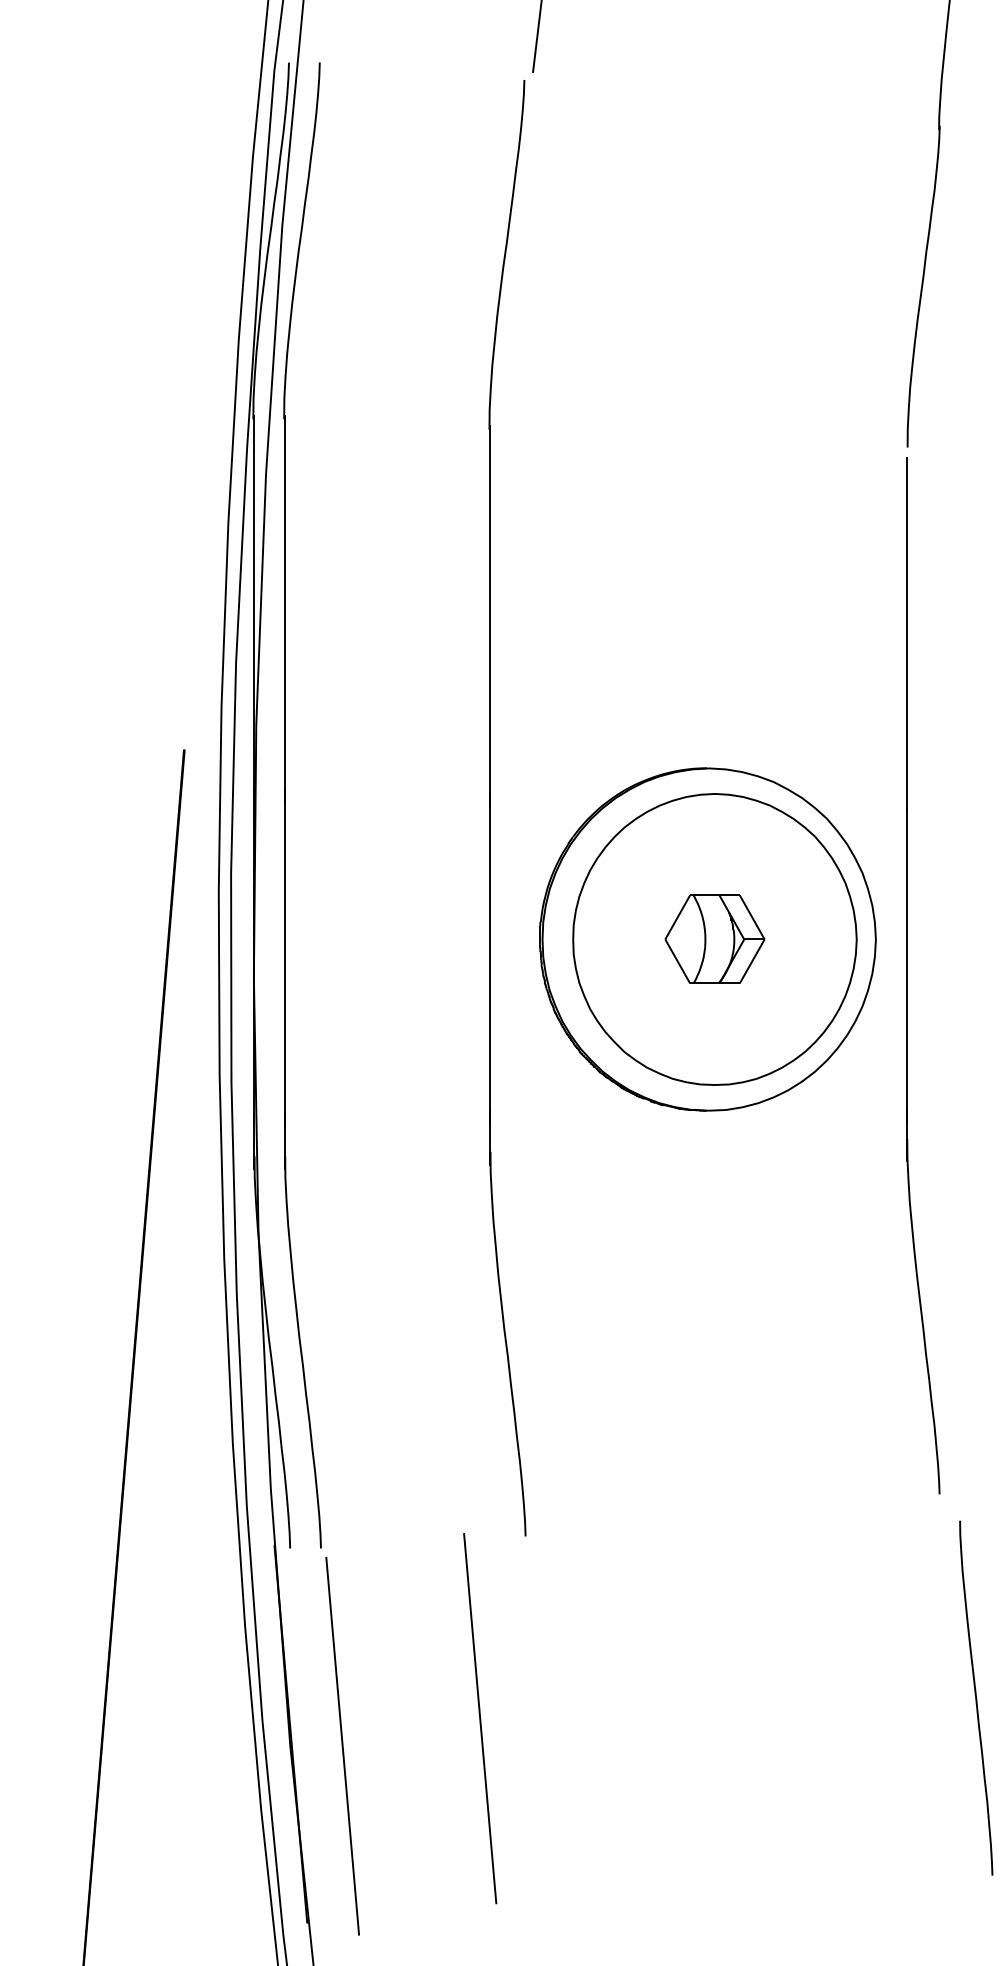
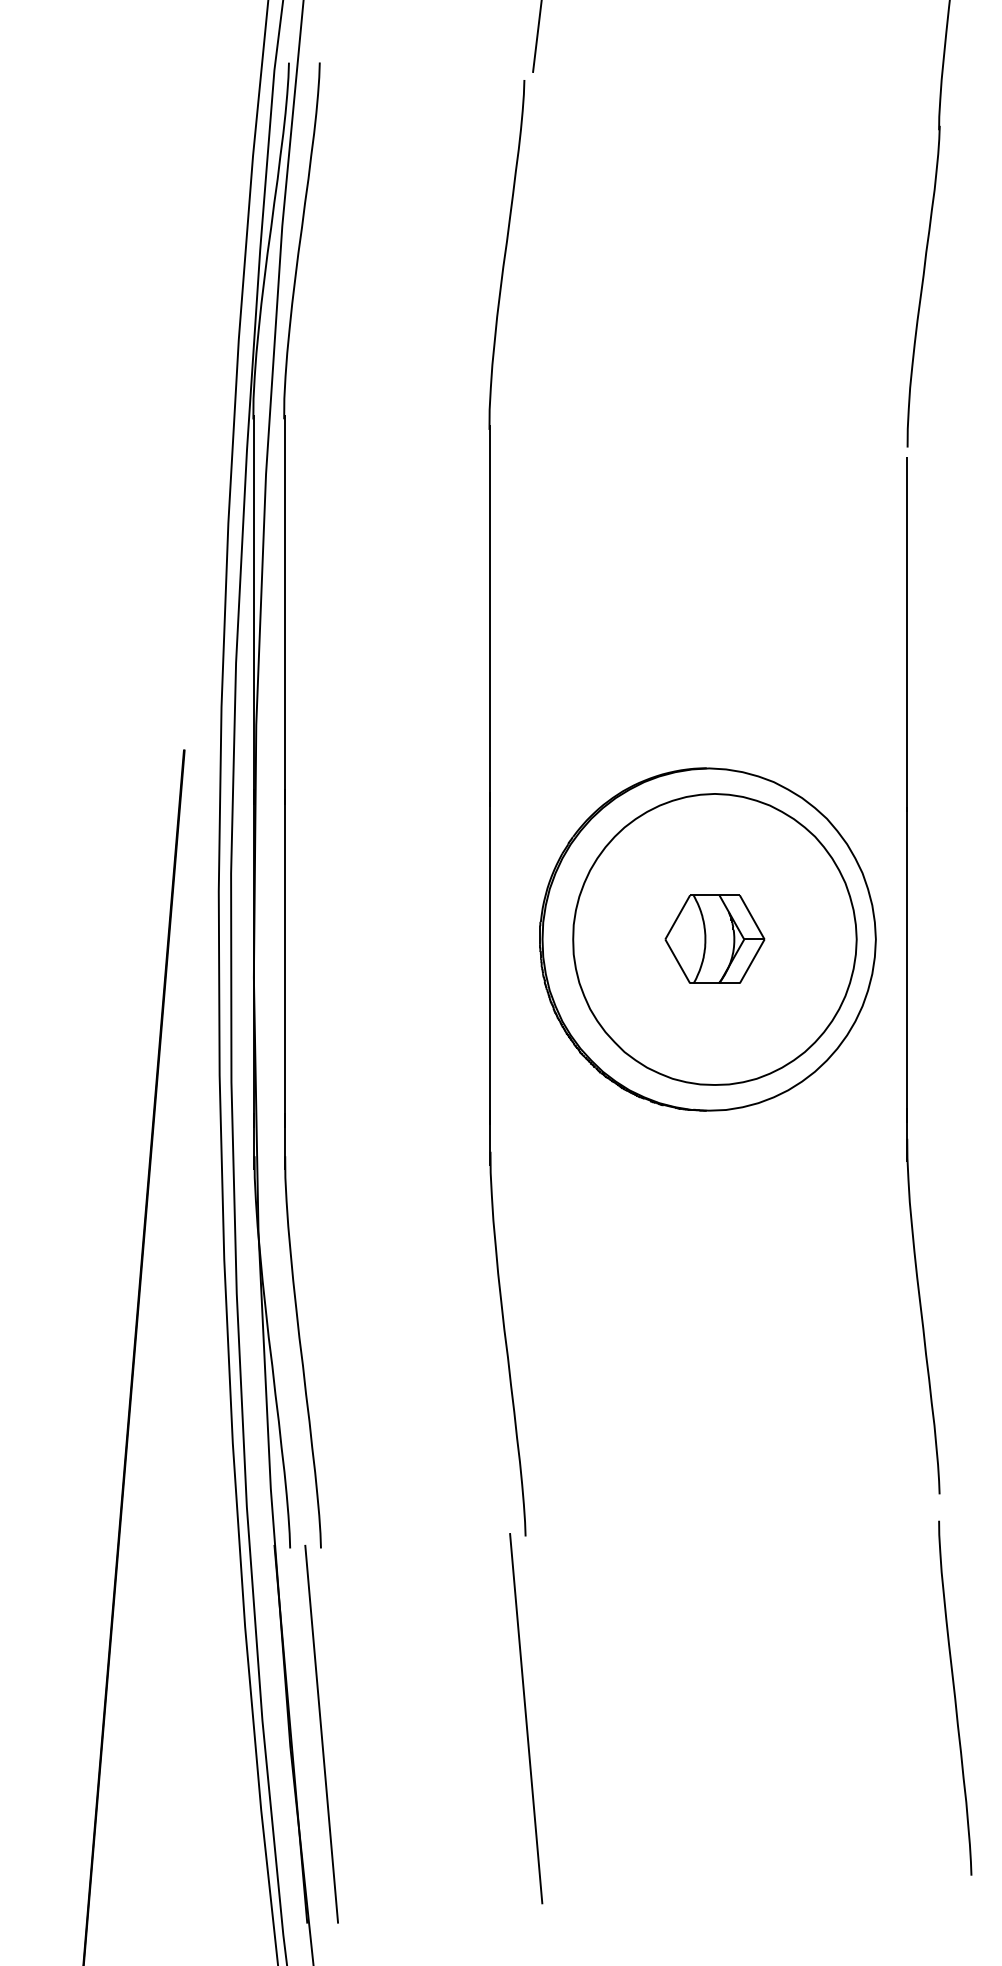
curve position: (976, 1697) -> (955, 1697) (955, 1697)
line position: (480, 1718) -> (526, 1718) (526, 1718)
line position: (342, 1745) -> (321, 1733) (321, 1733)
